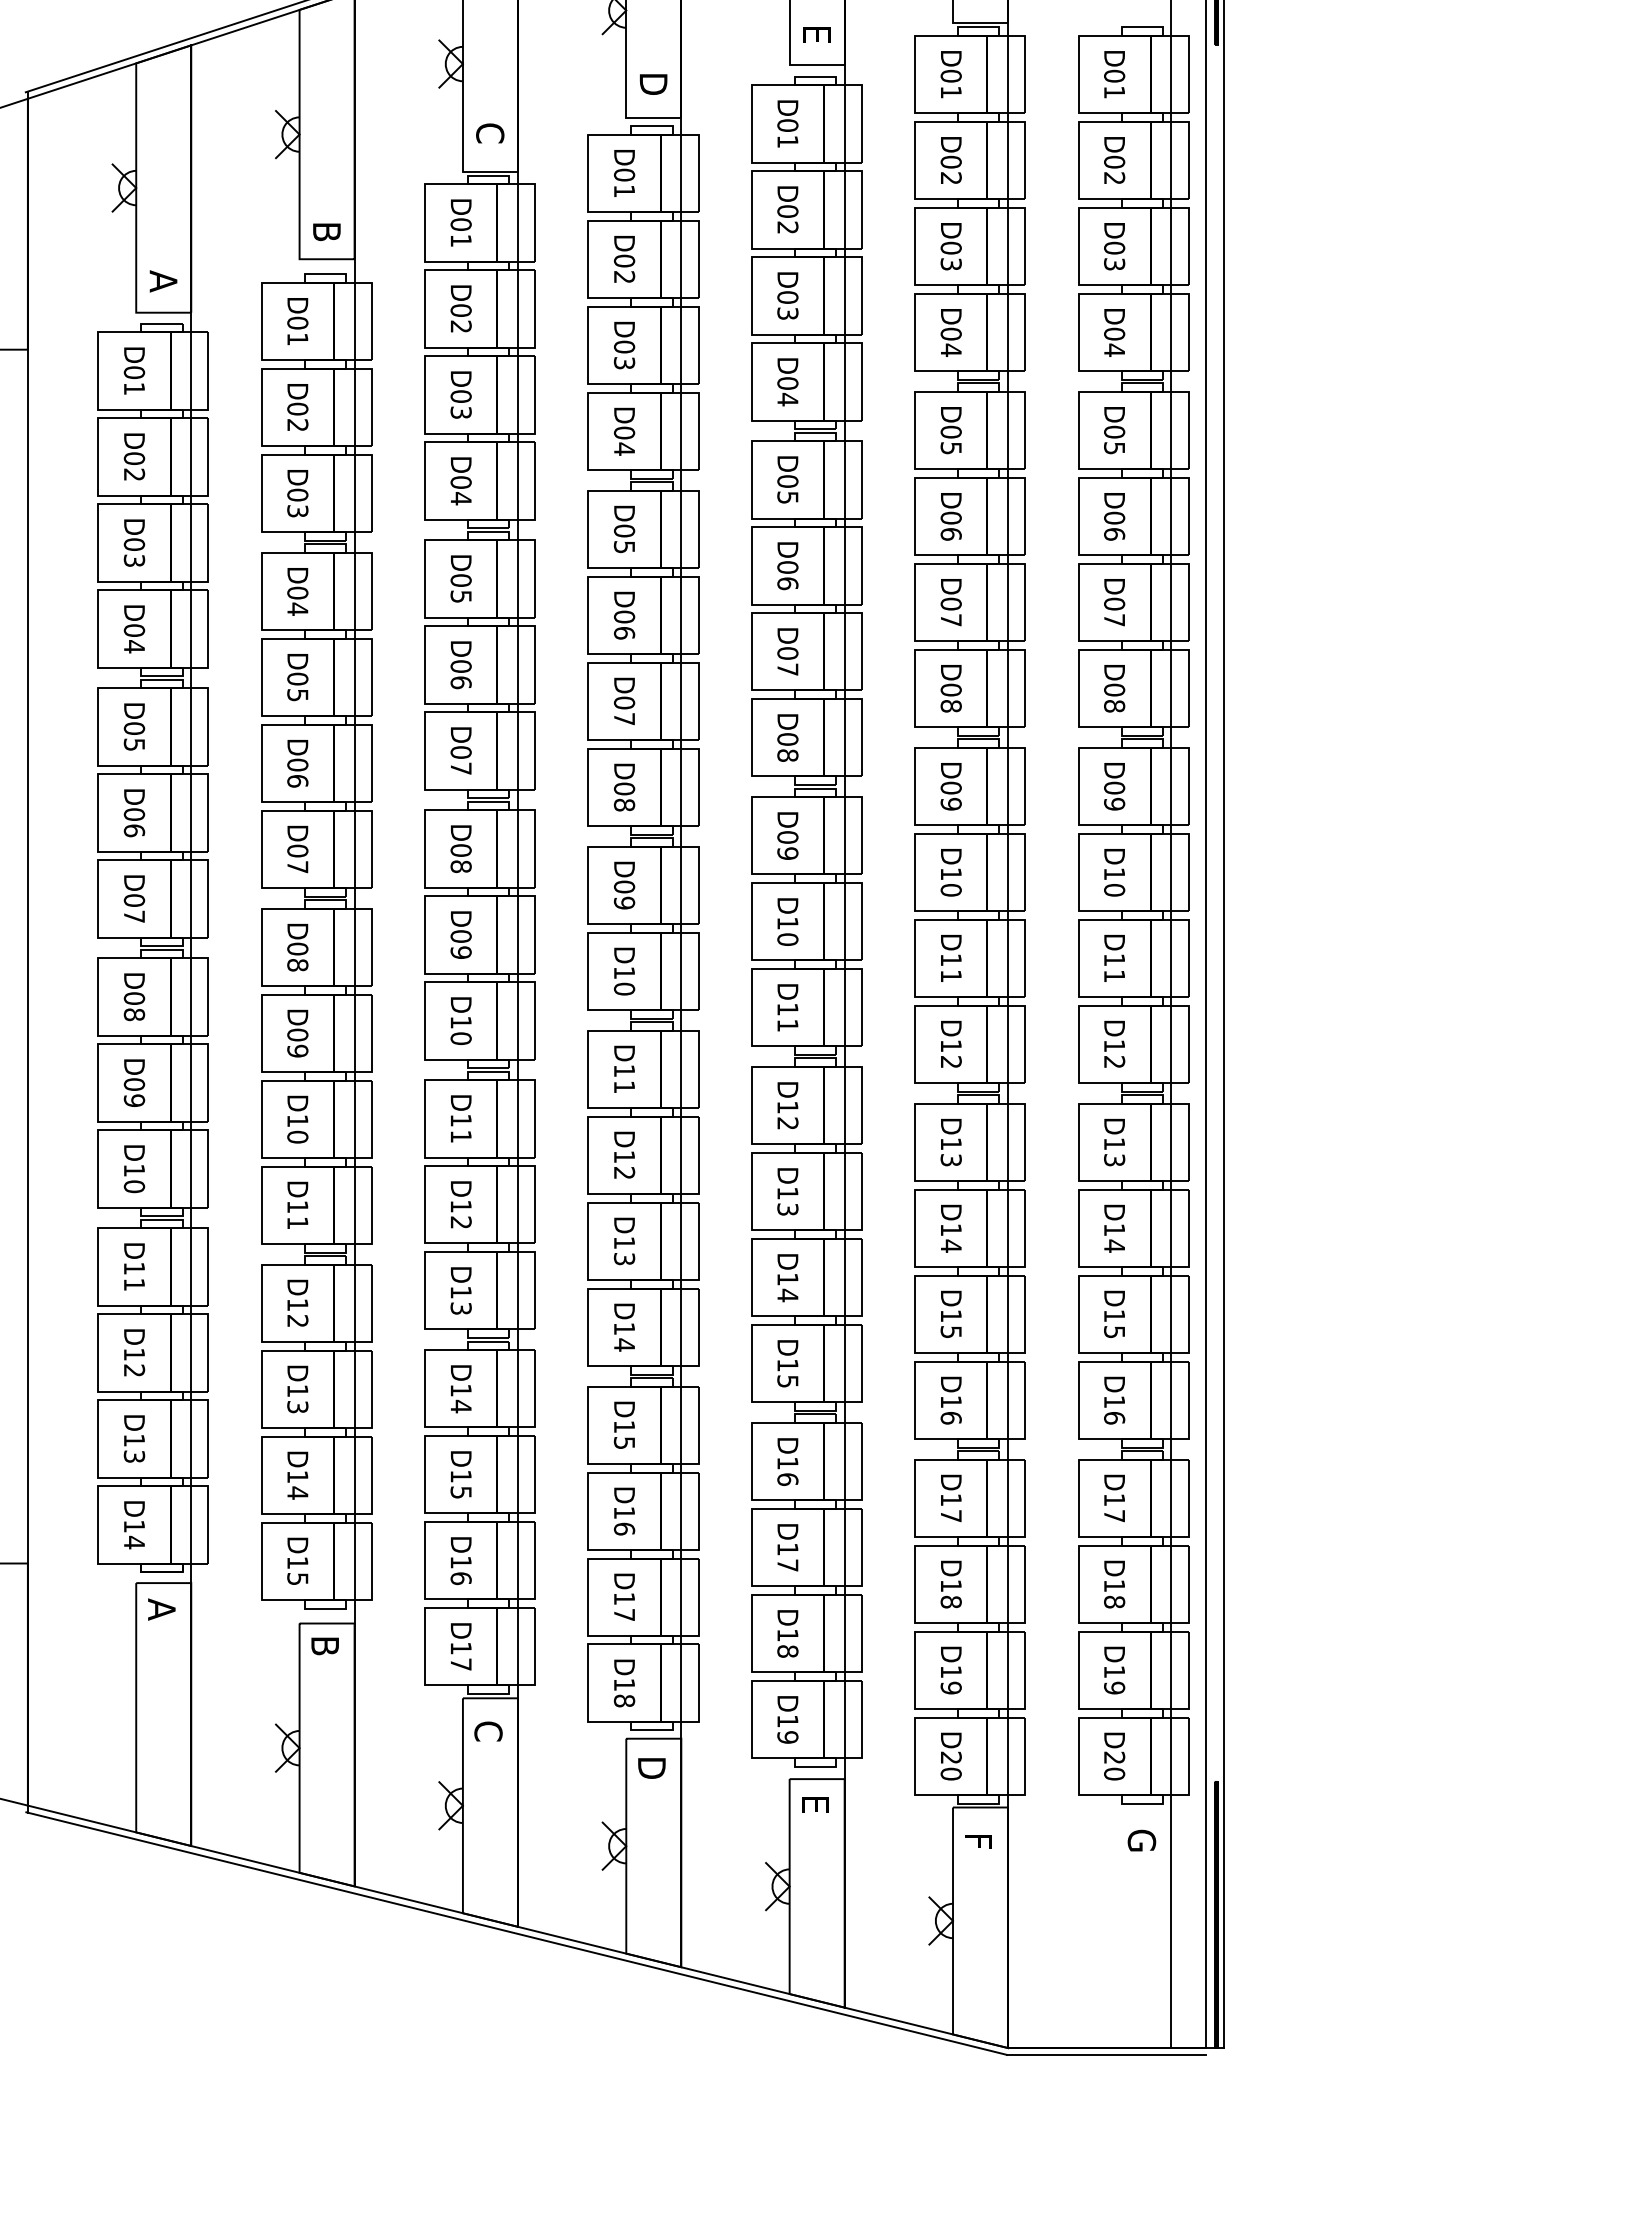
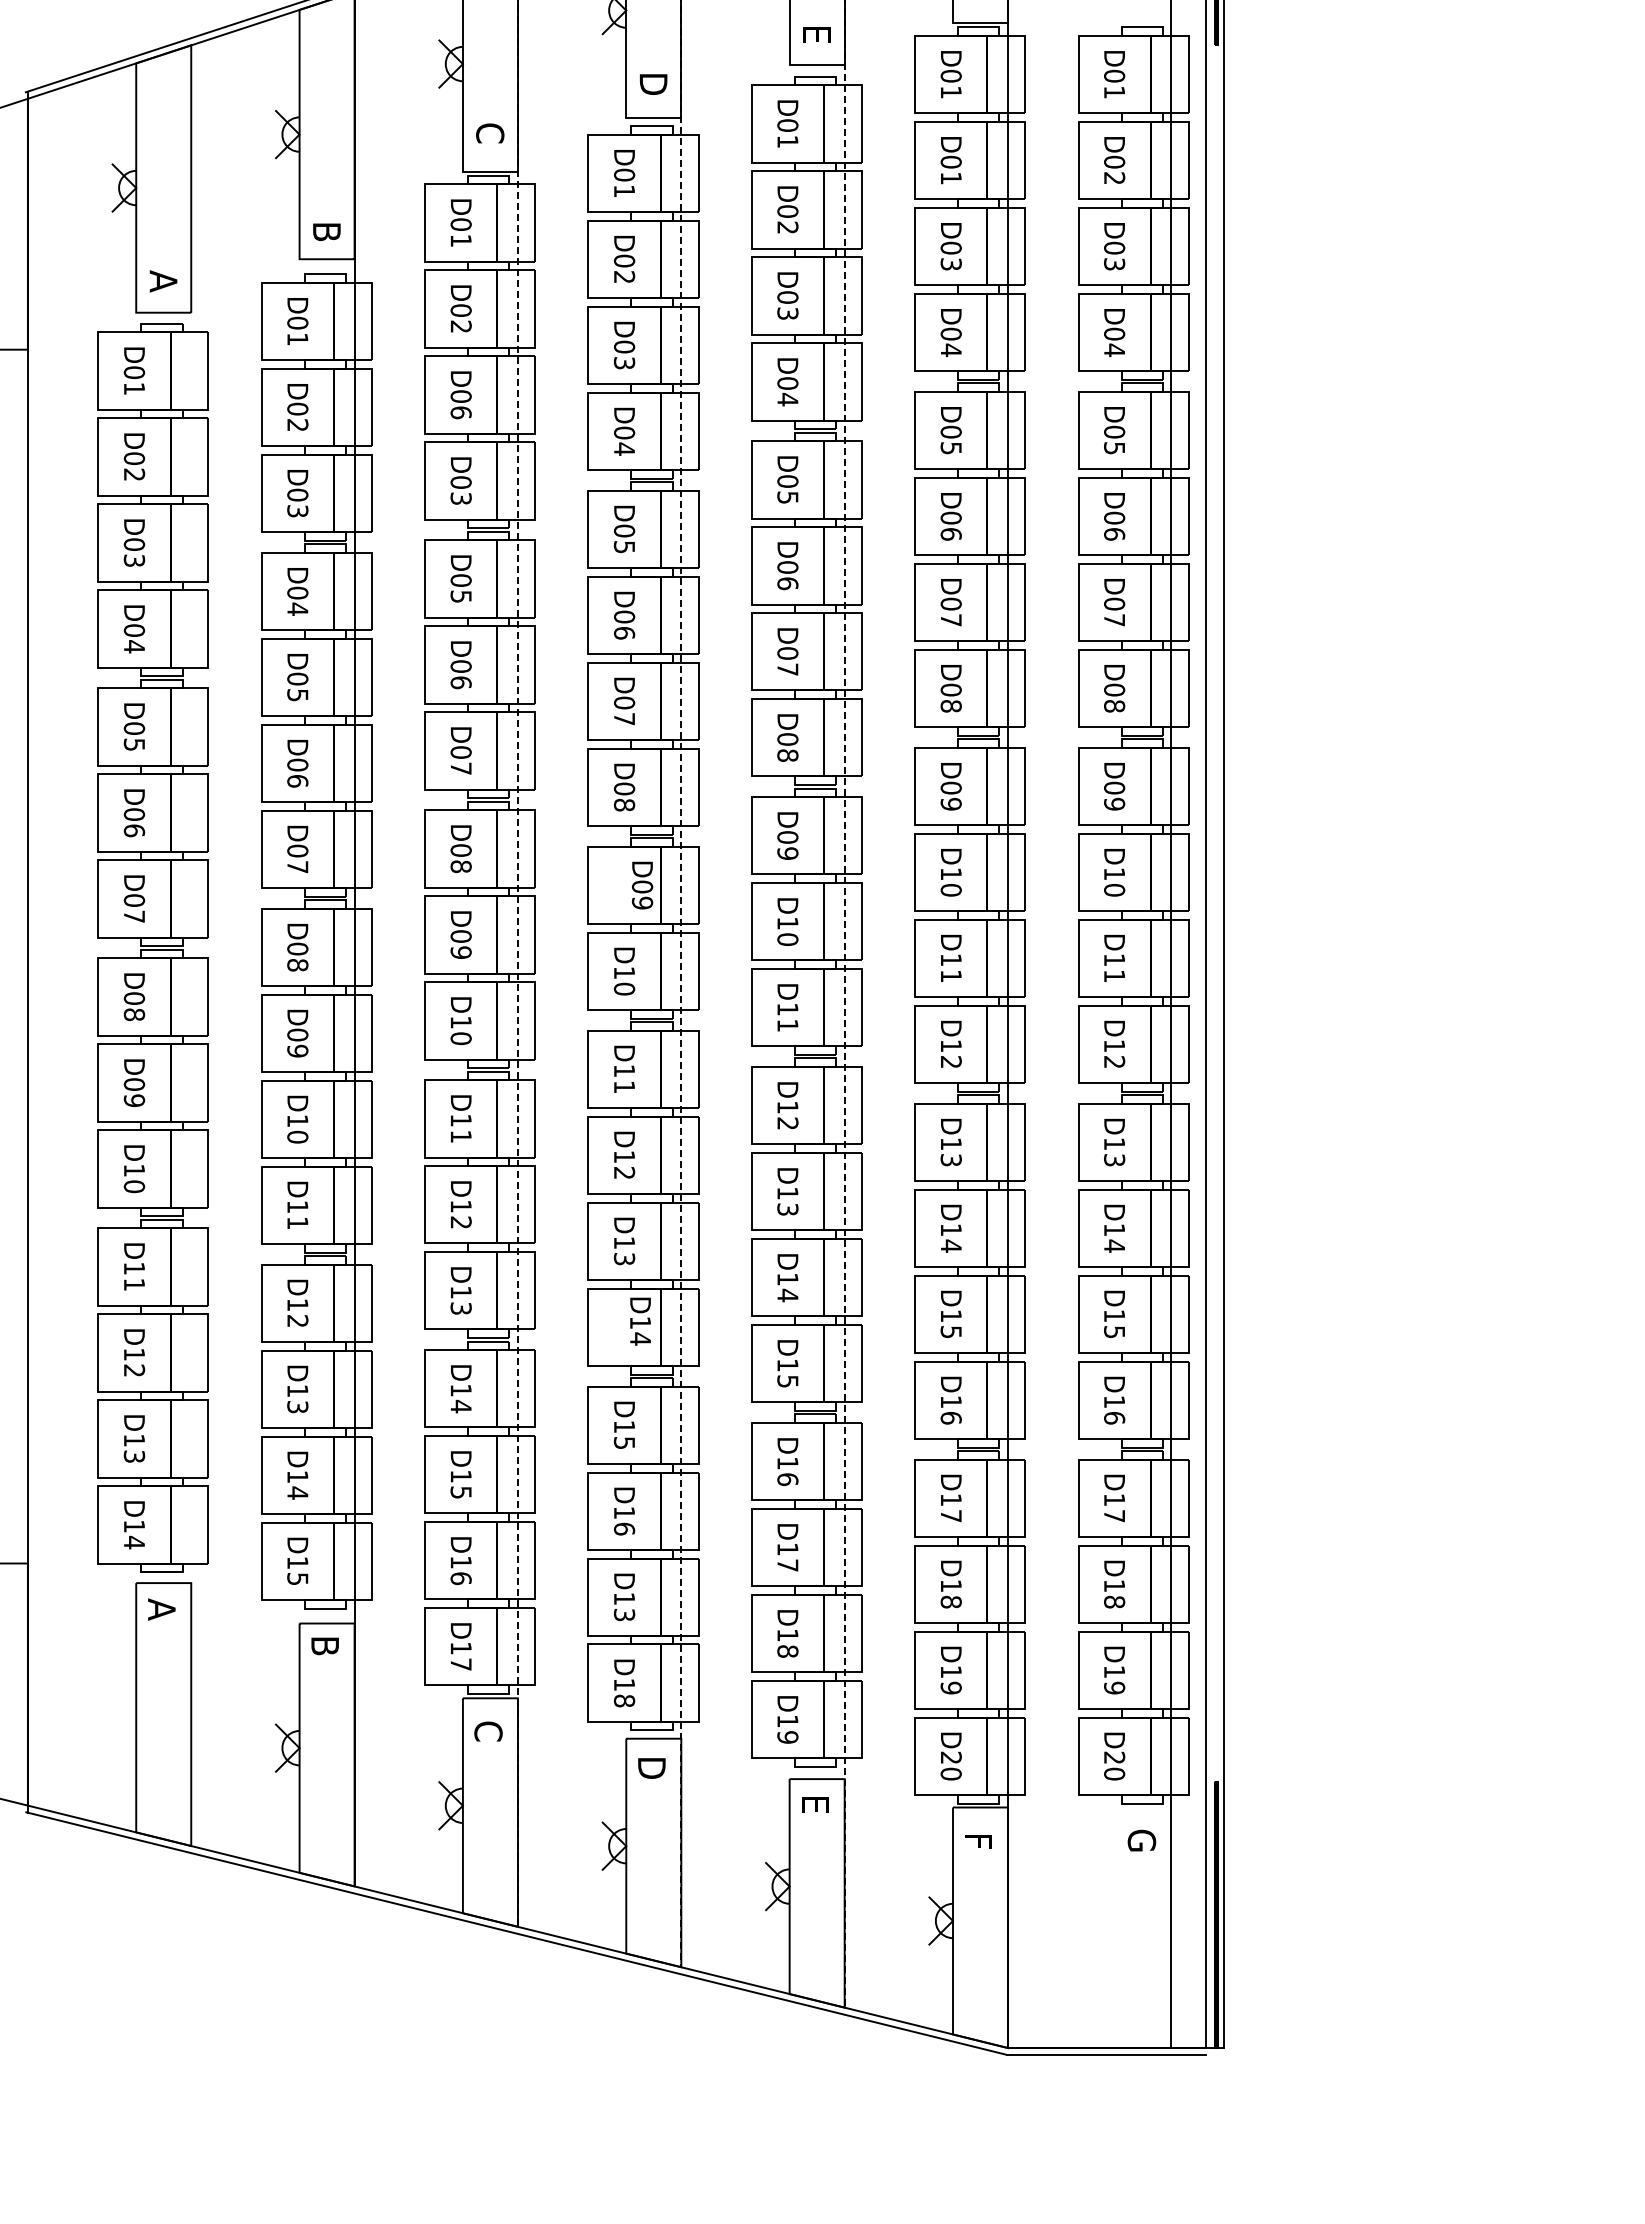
text: D02 -> D01 (951, 178)
text: D03 -> D06 (460, 412)
text: D04 -> D03 (460, 498)
text position: (624, 885) -> (642, 885) (642, 885)
line: present -> none (191, 945)
line: solid -> dashed (517, 964)
line: solid -> dashed (681, 983)
line: solid -> dashed (844, 1004)
text position: (624, 1327) -> (640, 1321) (640, 1321)
text: D17 -> D13 (624, 1615)
